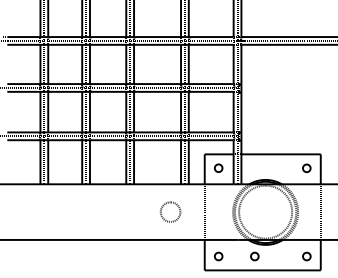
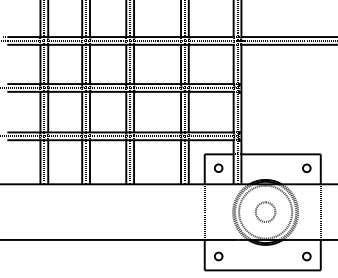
part position: (170, 203) -> (265, 203) (265, 203)
part: present -> none (254, 256)
